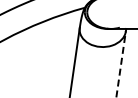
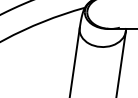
line: dashed -> solid (121, 64)
